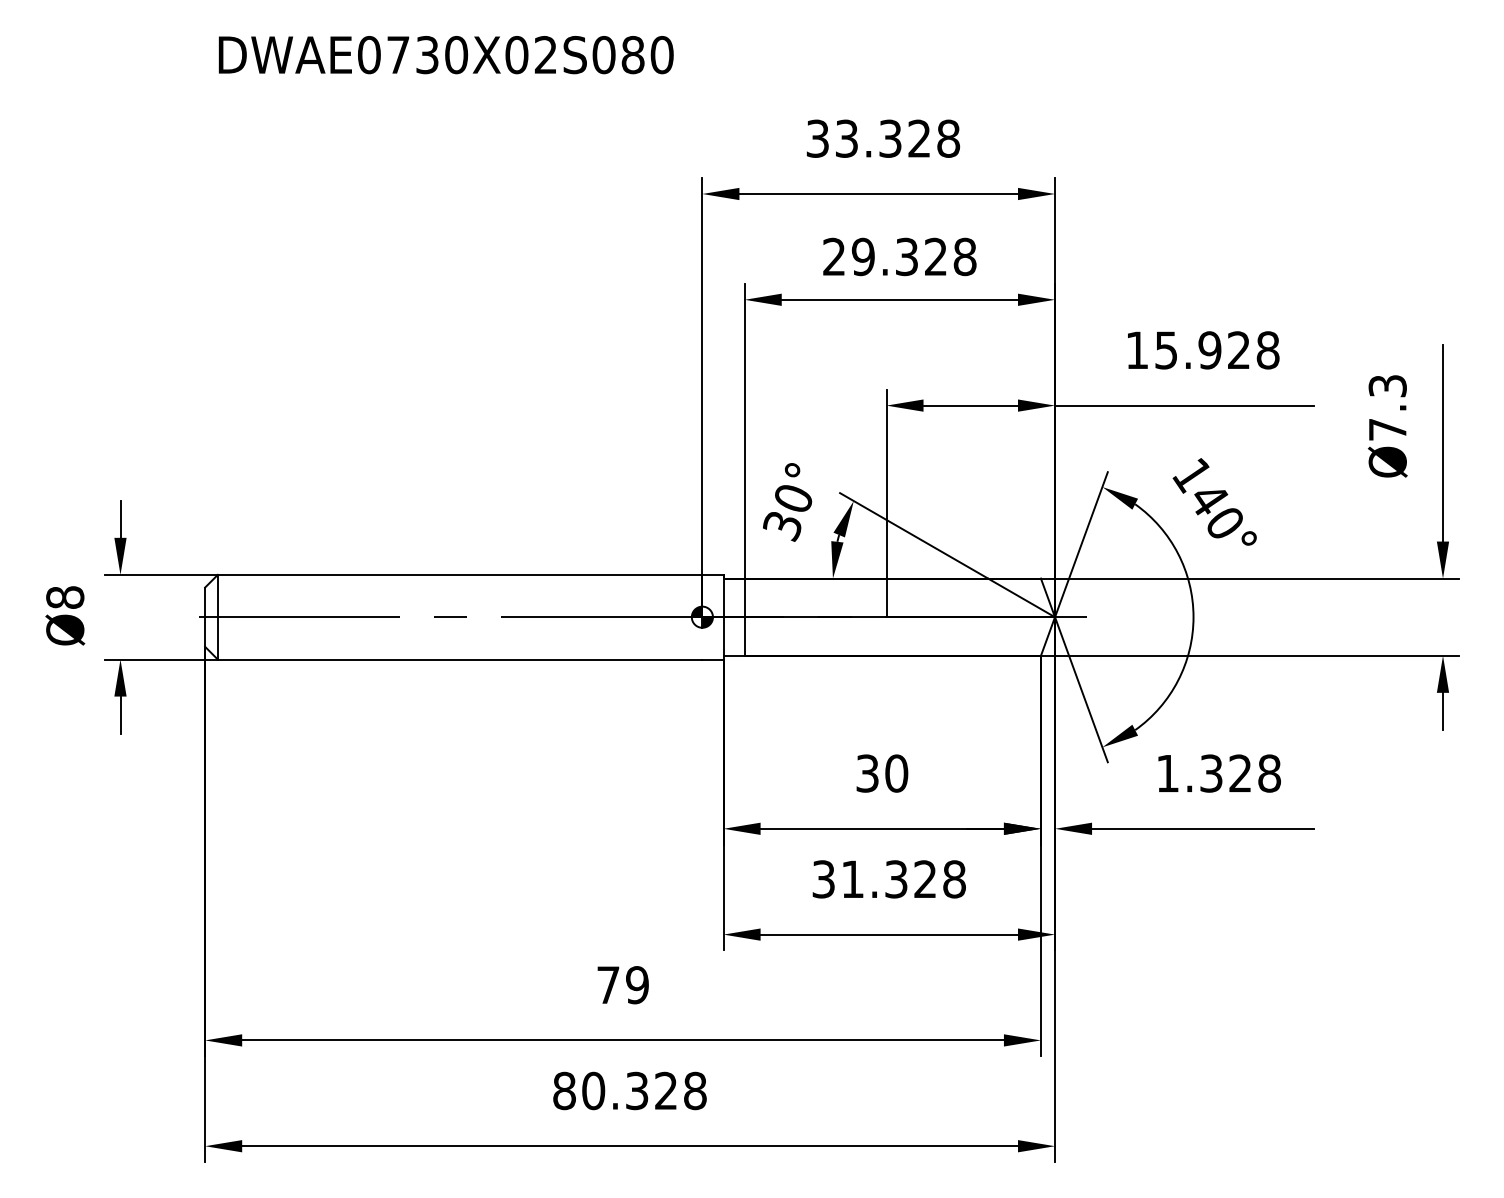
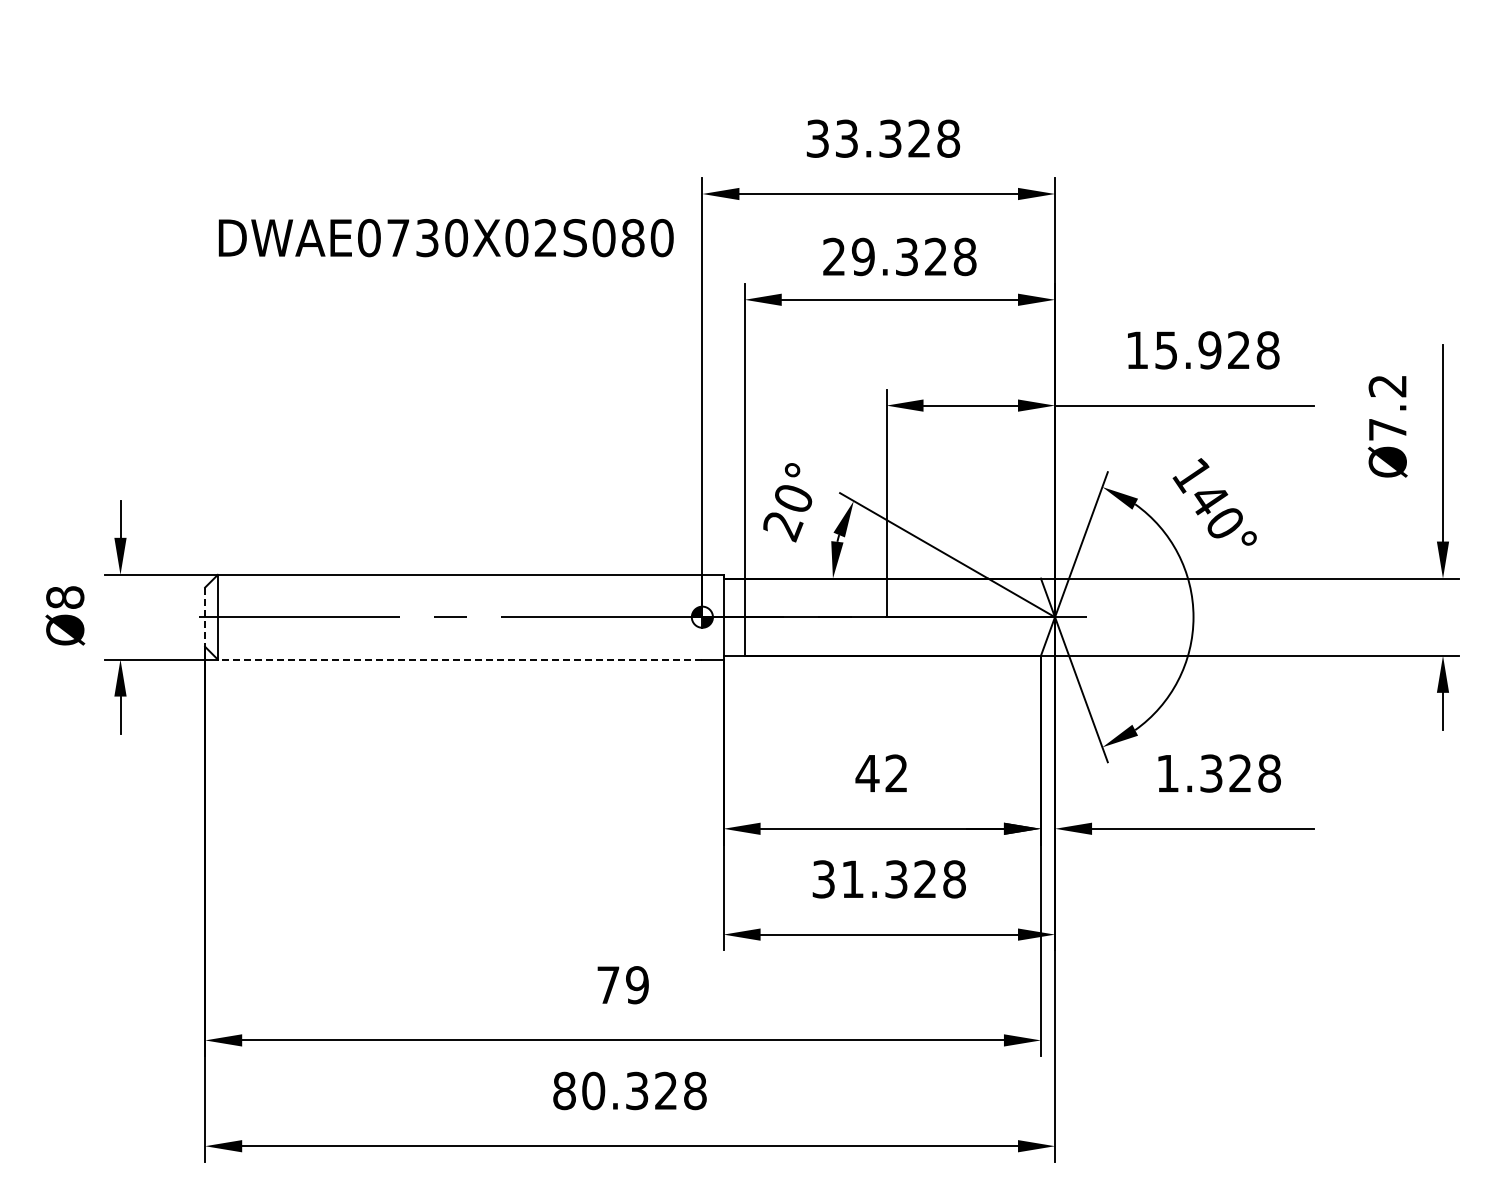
text position: (445, 55) -> (445, 238) (445, 238)
text: Ø7.3 -> Ø7.2 (1387, 386)
text: 30° -> 20° (783, 527)
line: solid -> dashed (205, 617)
line: solid -> dashed (459, 659)
text: 30 -> 42 (881, 773)
